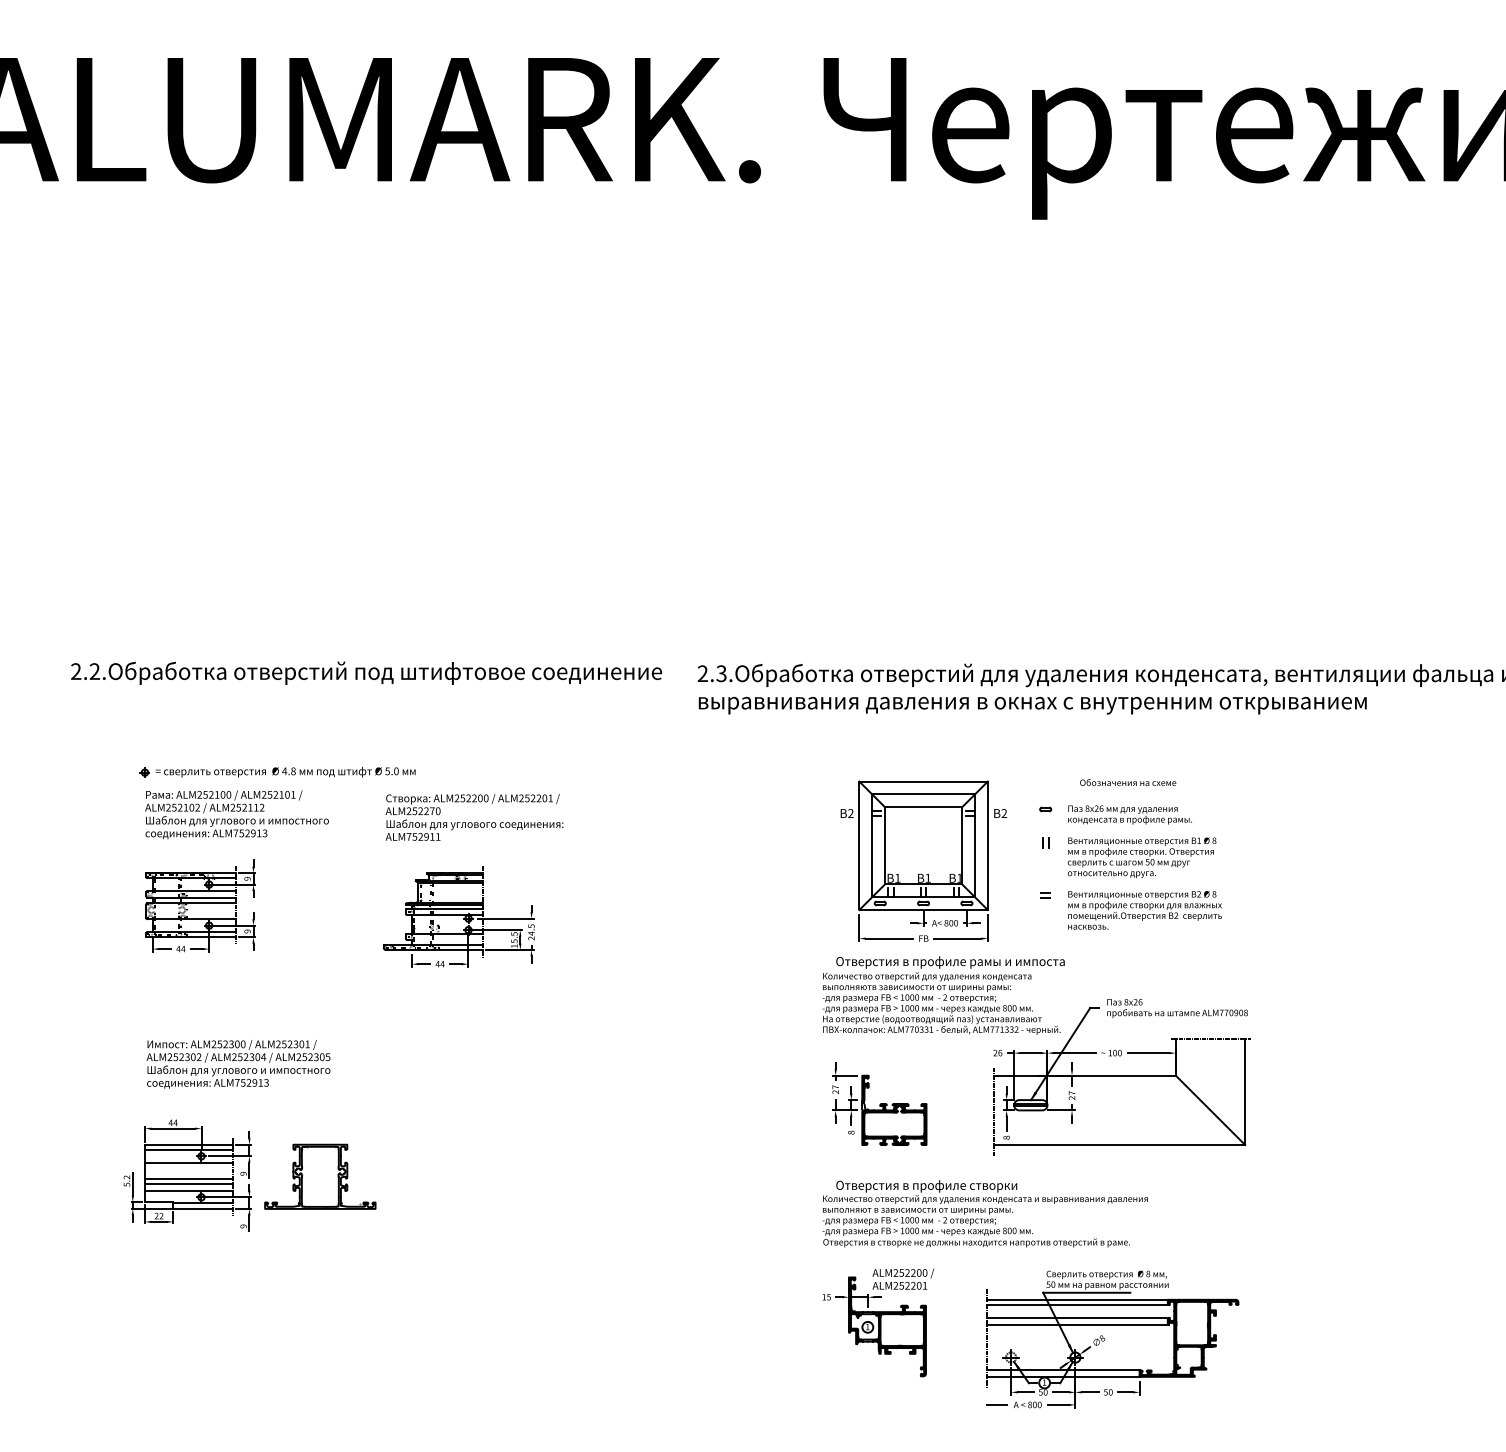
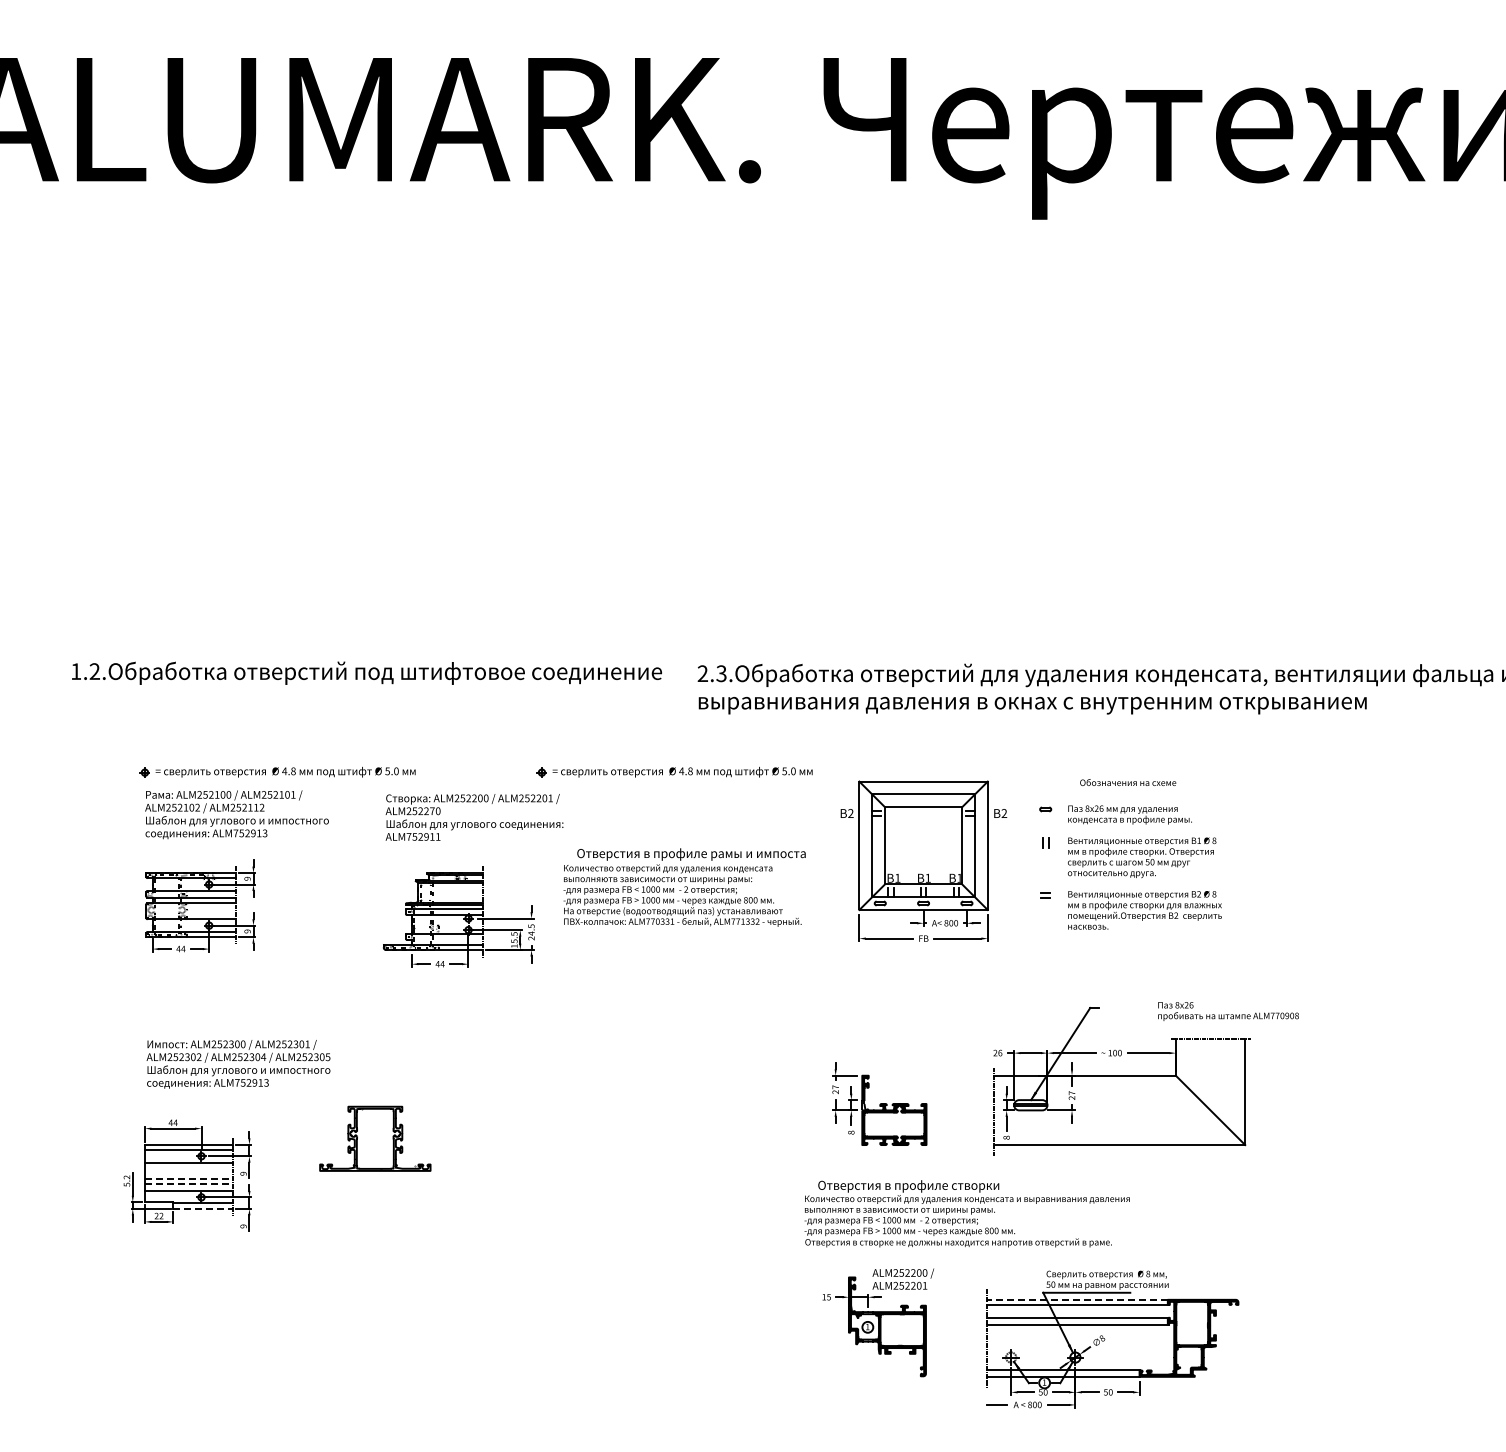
text: 2.2. -> 1.2. (76, 671)
part: none -> present (674, 771)
text position: (943, 995) -> (684, 887) (684, 887)
text position: (1177, 1008) -> (1228, 1011) (1228, 1011)
part position: (320, 1176) -> (375, 1138) (375, 1138)
line: solid -> dashed (189, 1178)
line: solid -> dashed (189, 1184)
line: solid -> dashed (203, 1208)
text position: (984, 1213) -> (966, 1213) (966, 1213)
line: solid -> dashed (1077, 1299)
